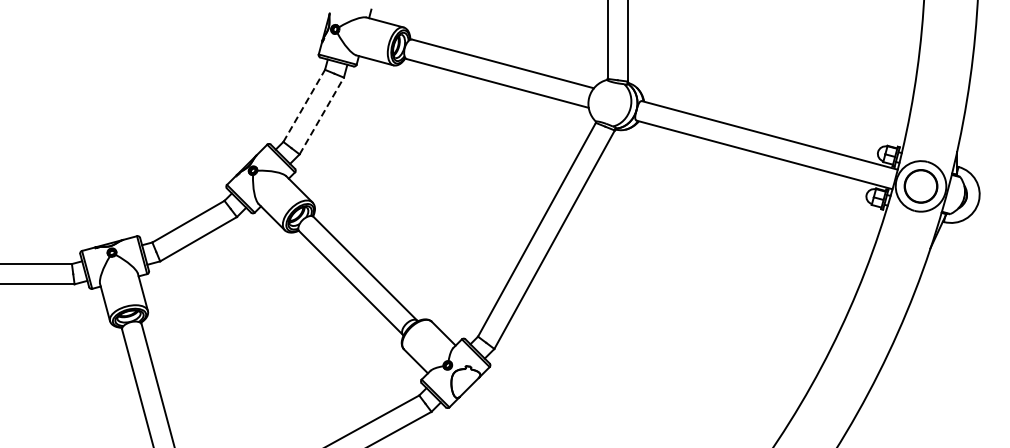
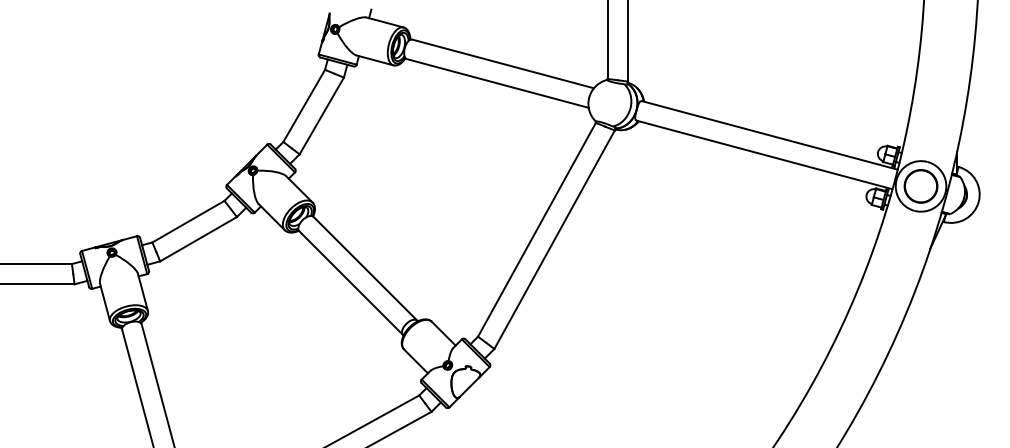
line: dashed -> solid (304, 105)
line: dashed -> solid (322, 115)
